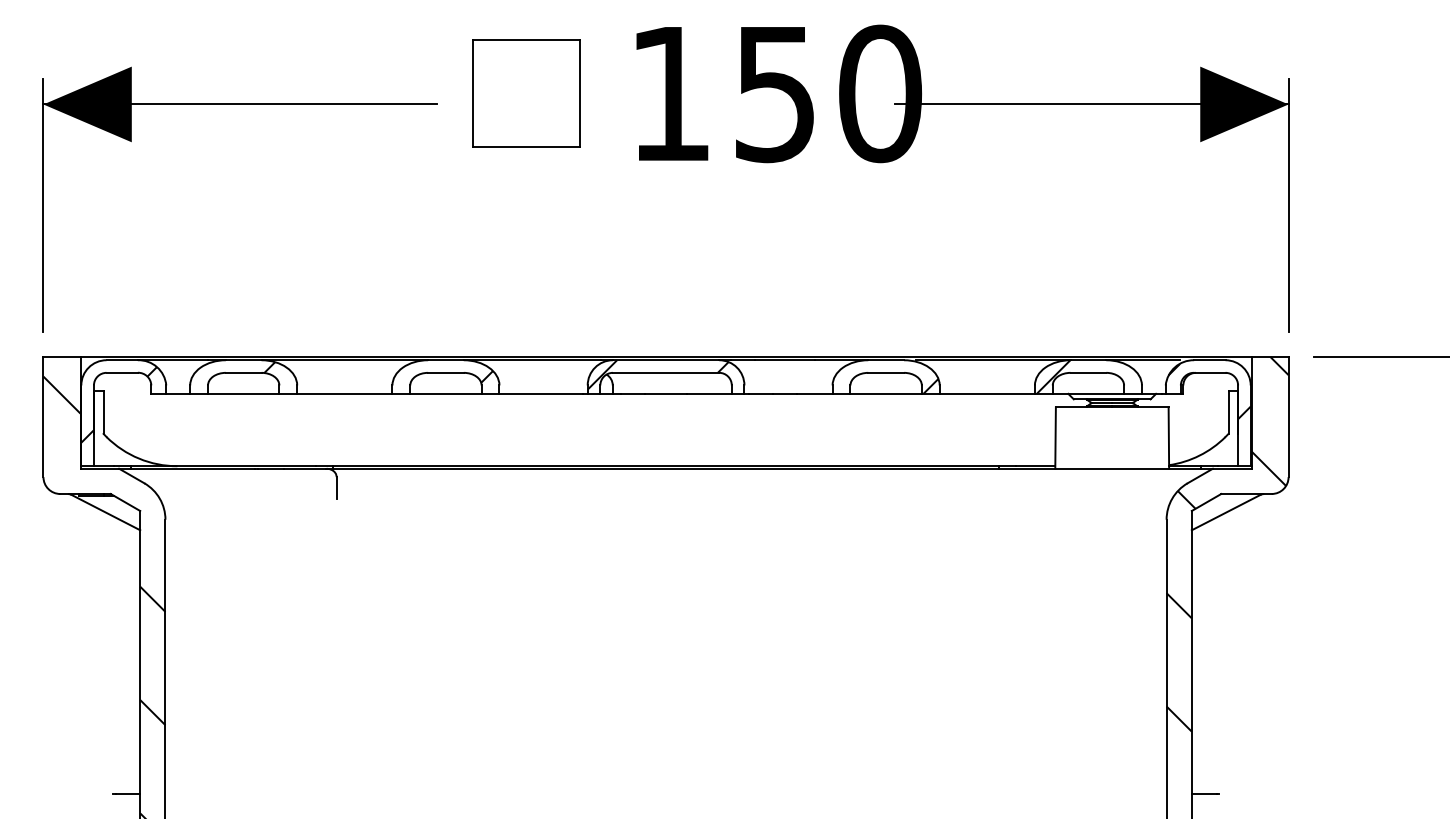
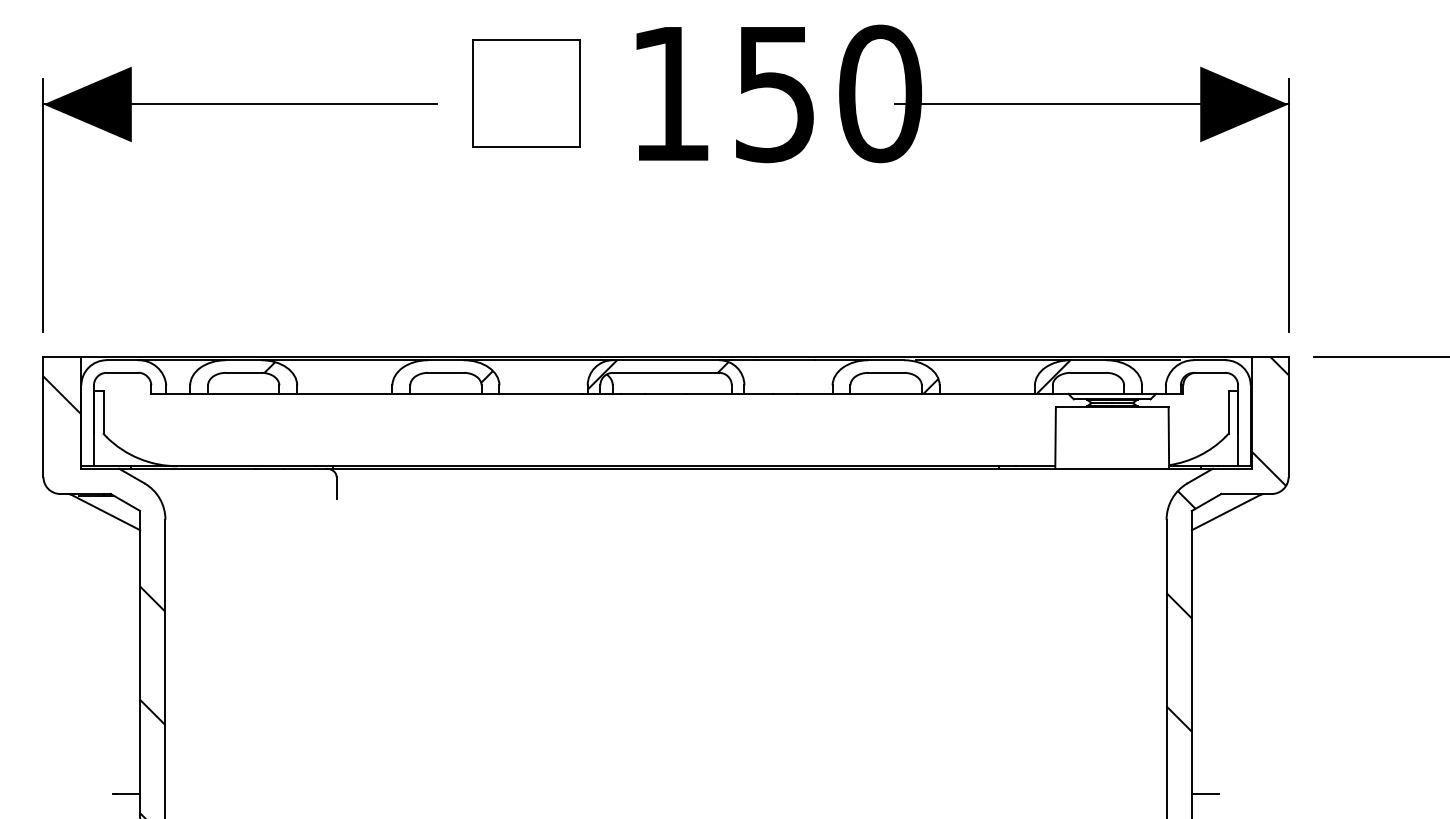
hatch: present -> none (1209, 391)
hatch: present -> none (118, 404)
